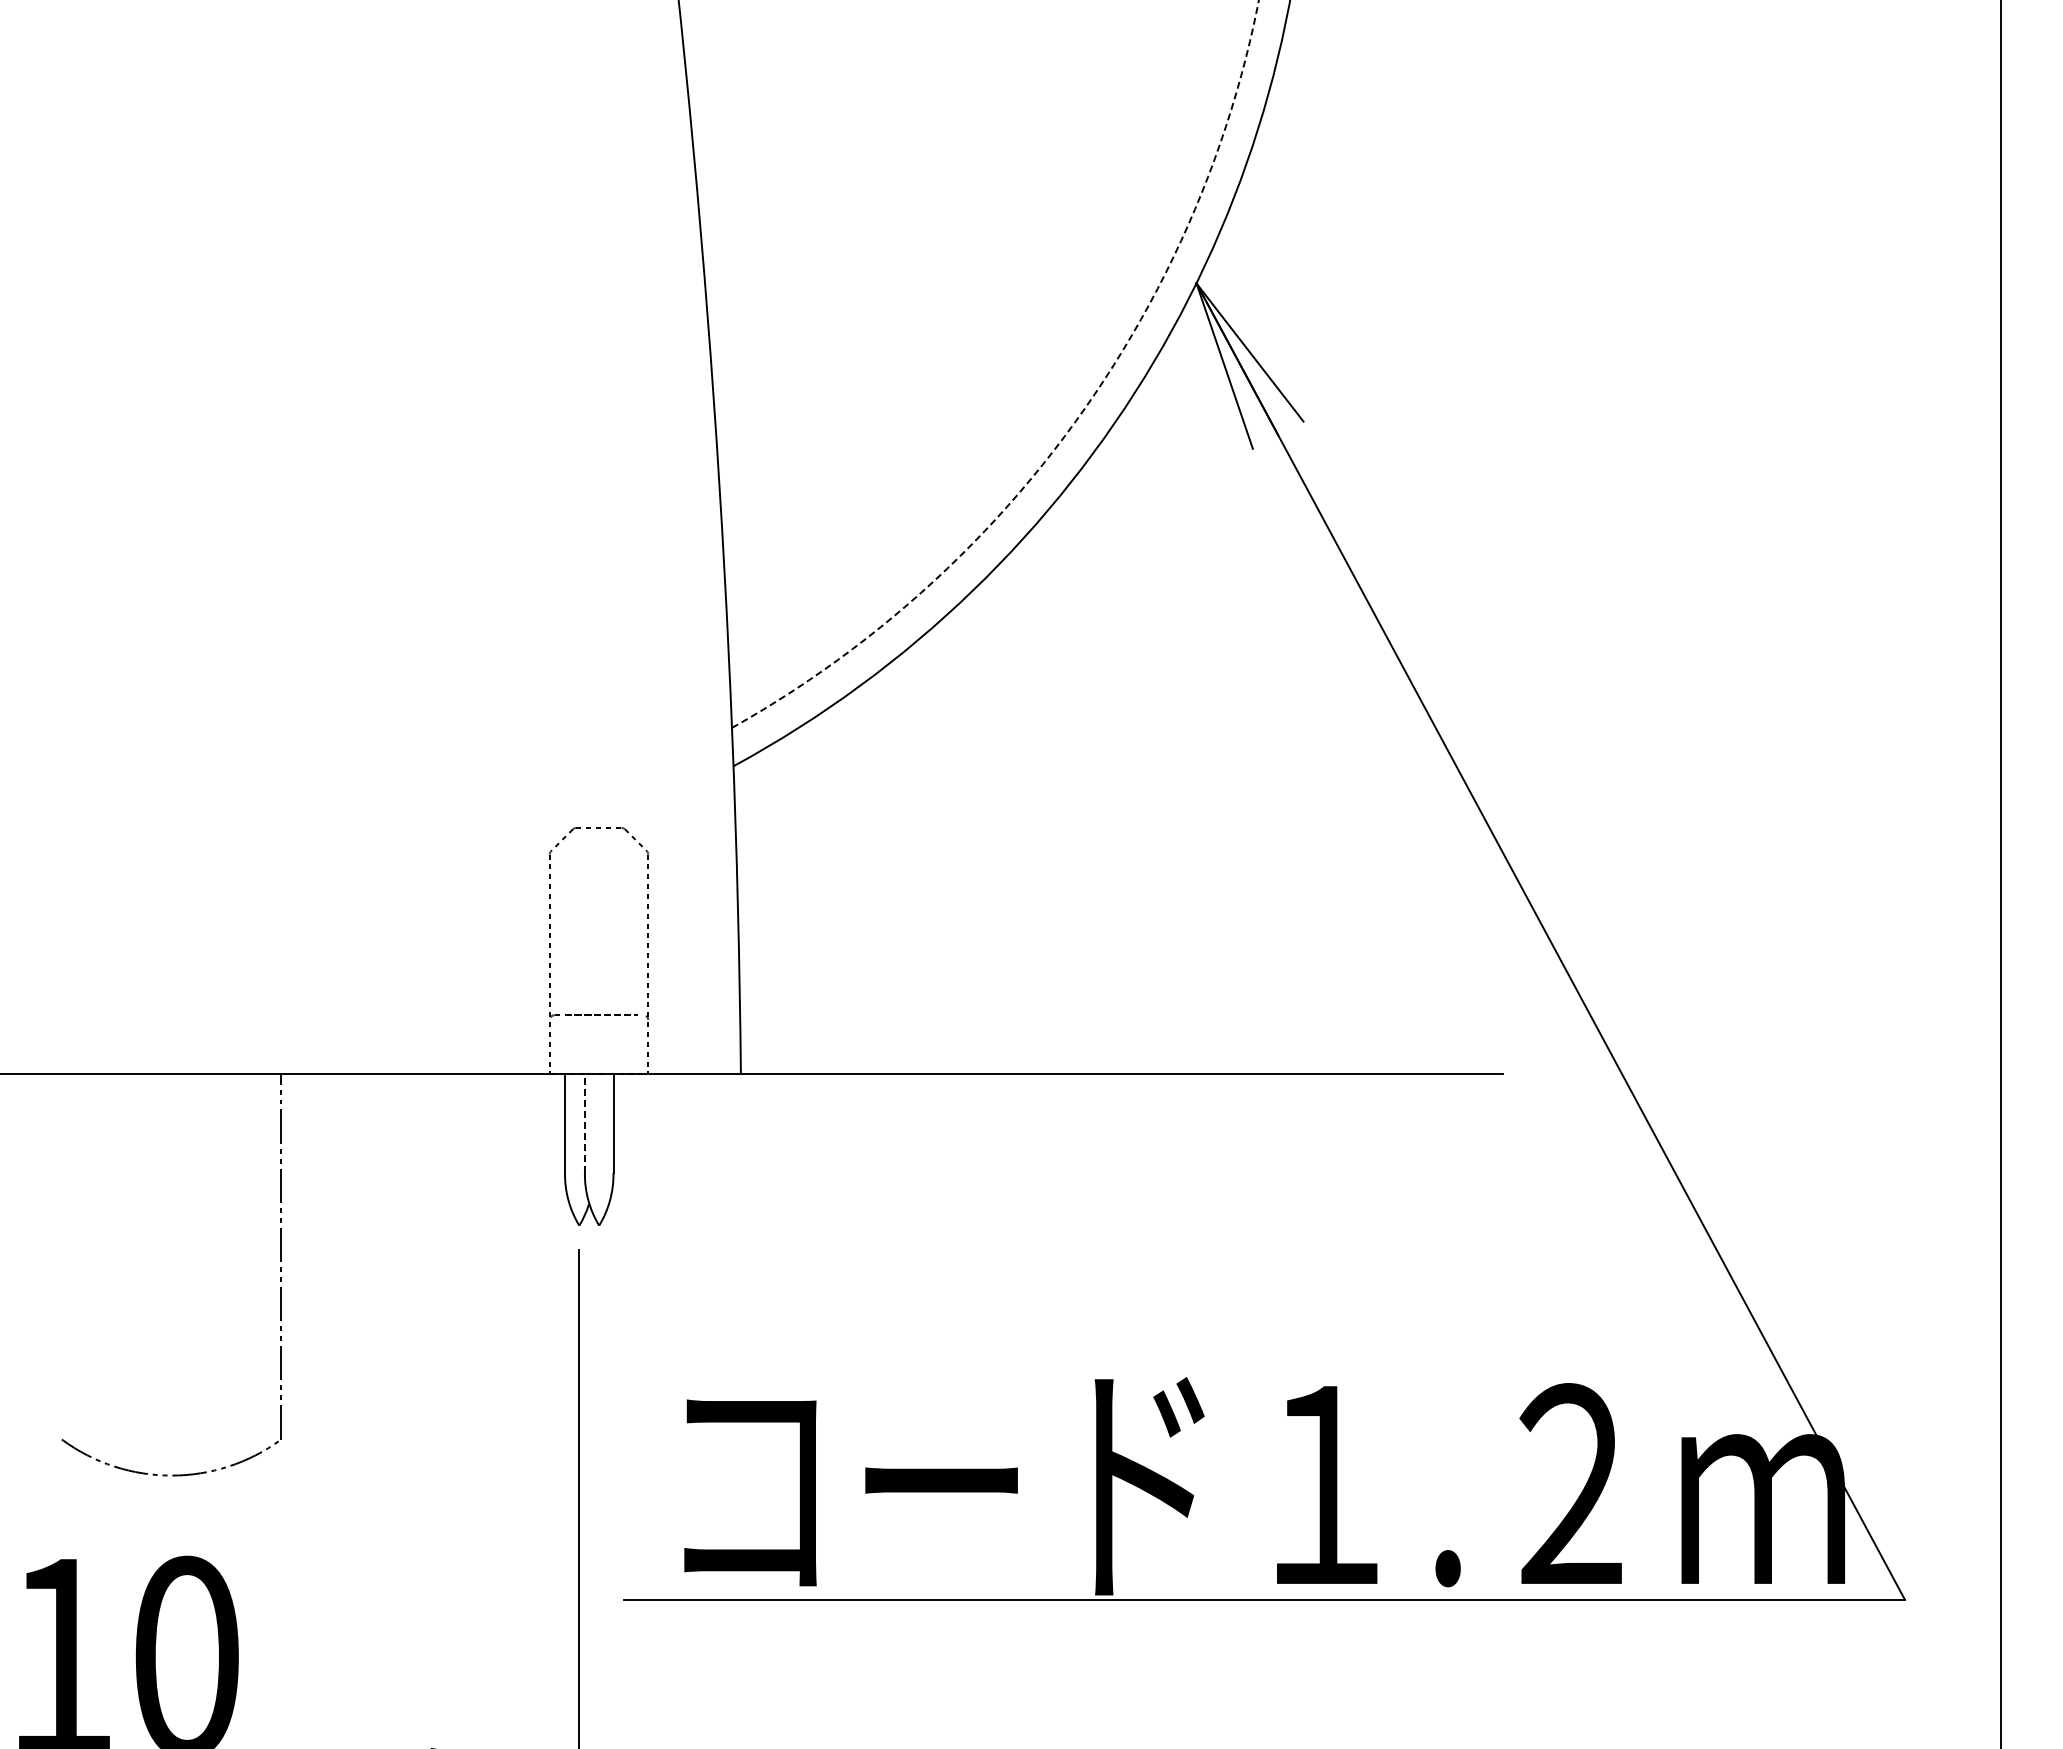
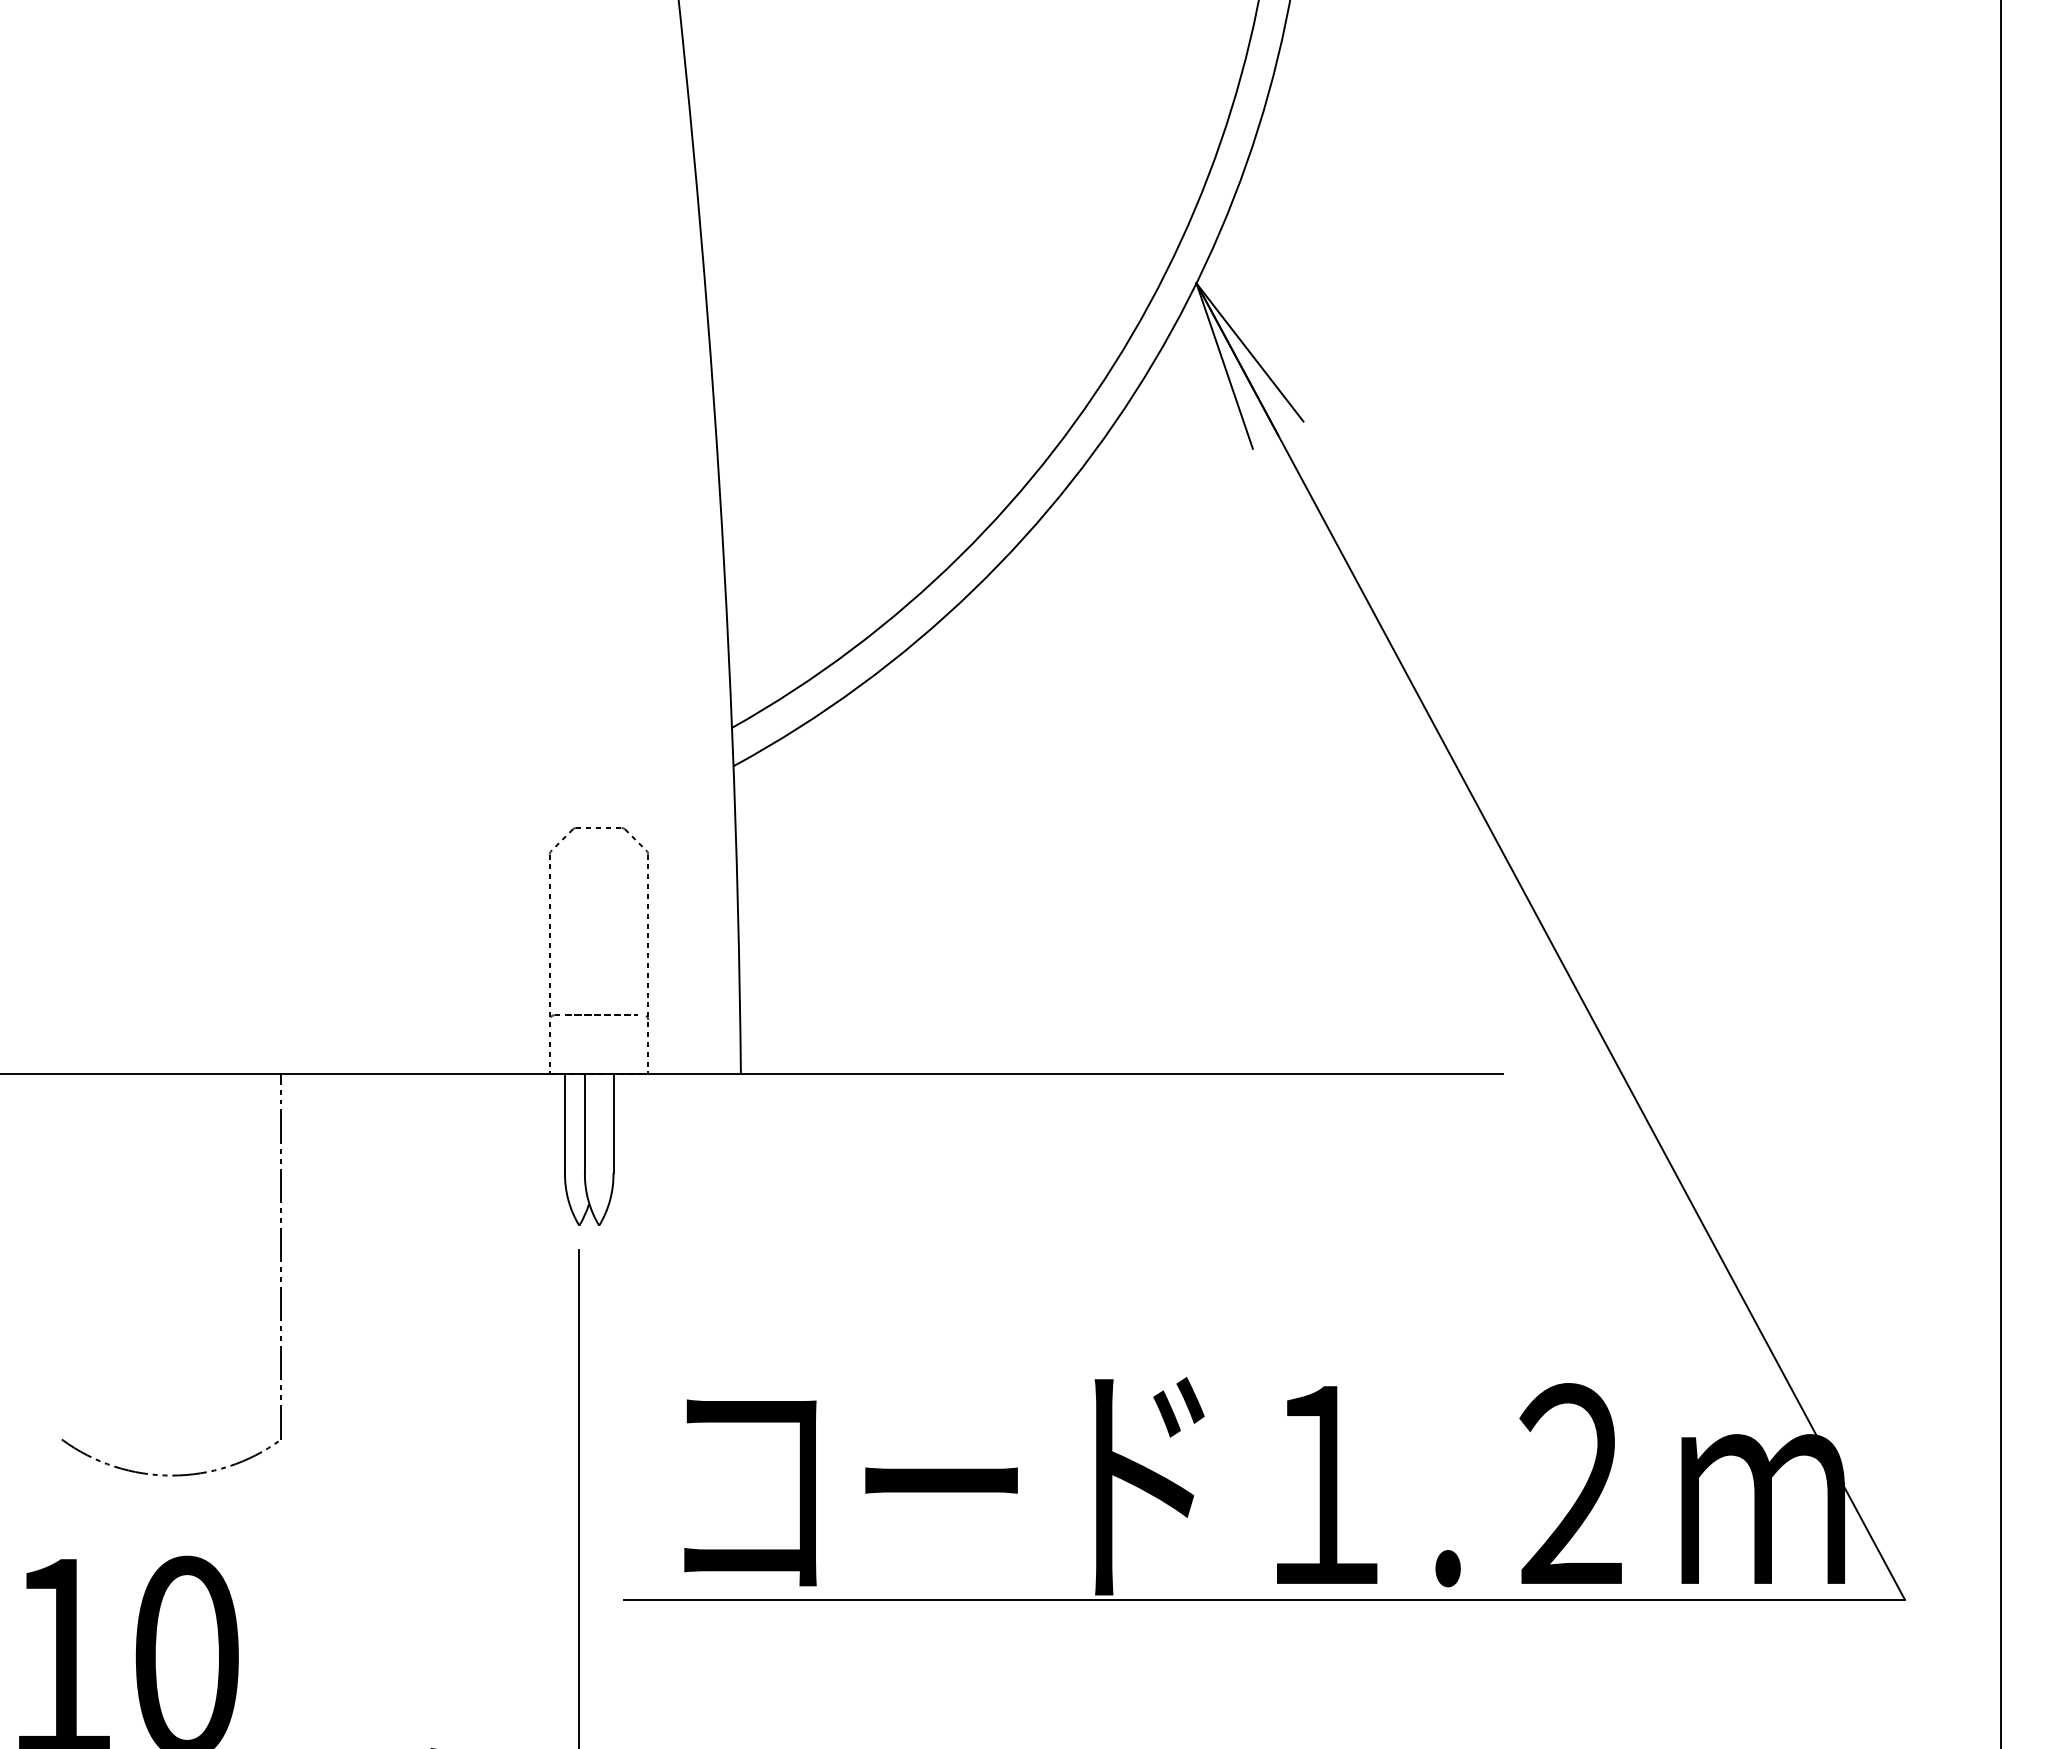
arc: dashed -> solid (1075, 421)
line: dashed -> solid (584, 1122)
